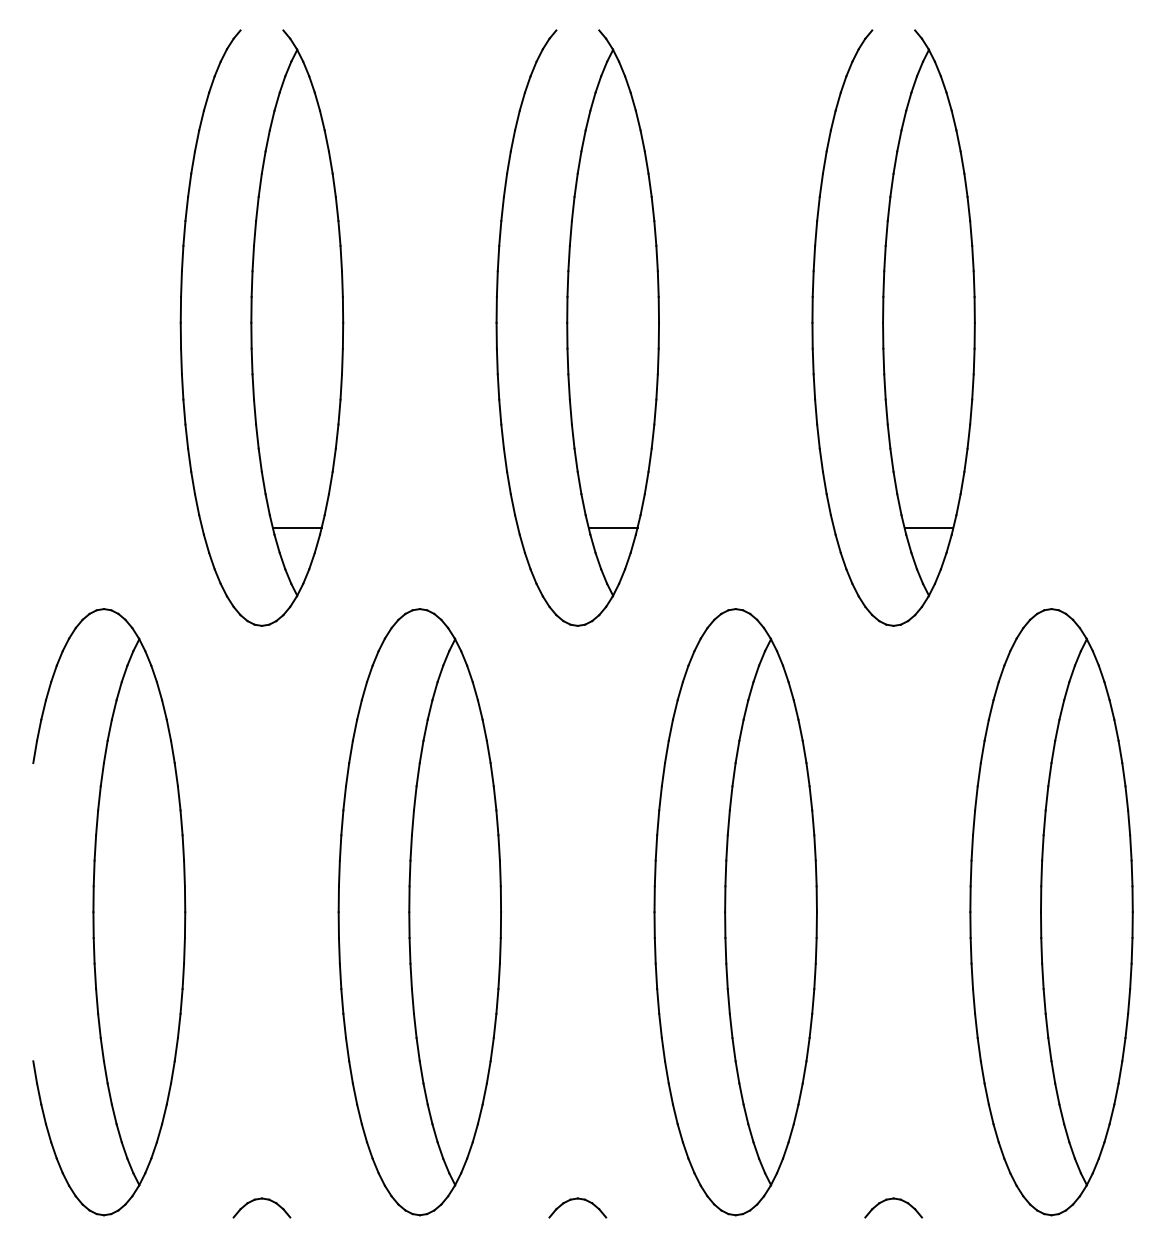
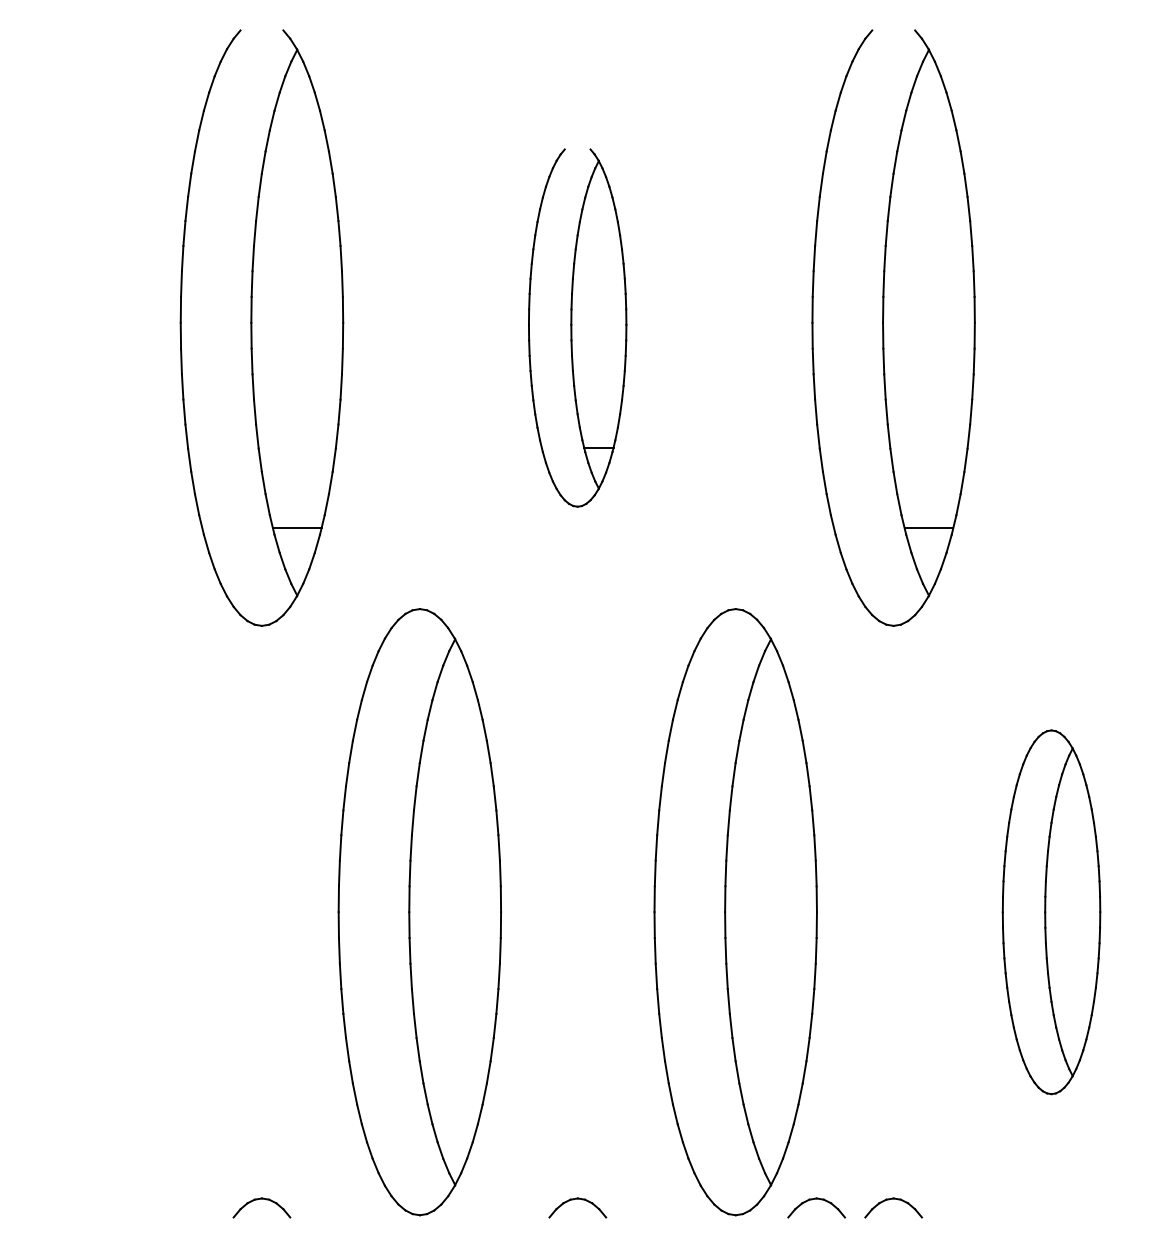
part size: 165x598 px -> 100x360 px (577, 327)
part: present -> none (109, 912)
part size: 165x609 px -> 101x367 px (1051, 912)
part: none -> present (816, 1199)
